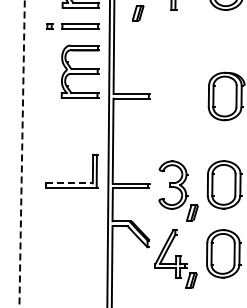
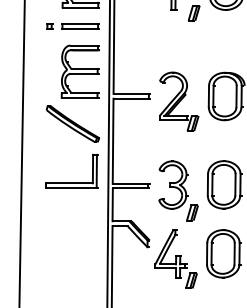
part position: (137, 13) -> (193, 13) (193, 13)
part: none -> present (179, 101)
part: none -> present (72, 123)
line: dashed -> solid (22, 154)
line: dashed -> solid (69, 183)
